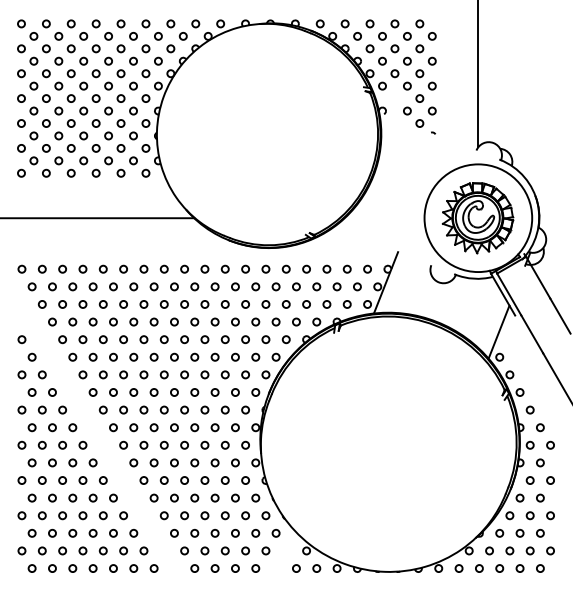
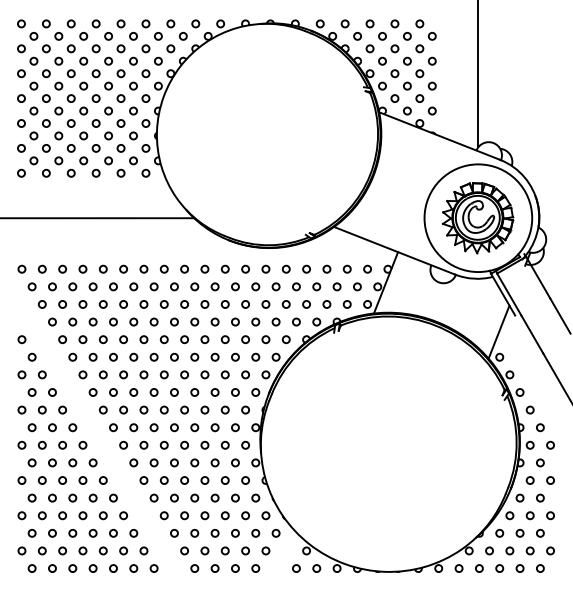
circle: none -> present (394, 98)
line: none -> present (439, 135)
line: none -> present (394, 250)
